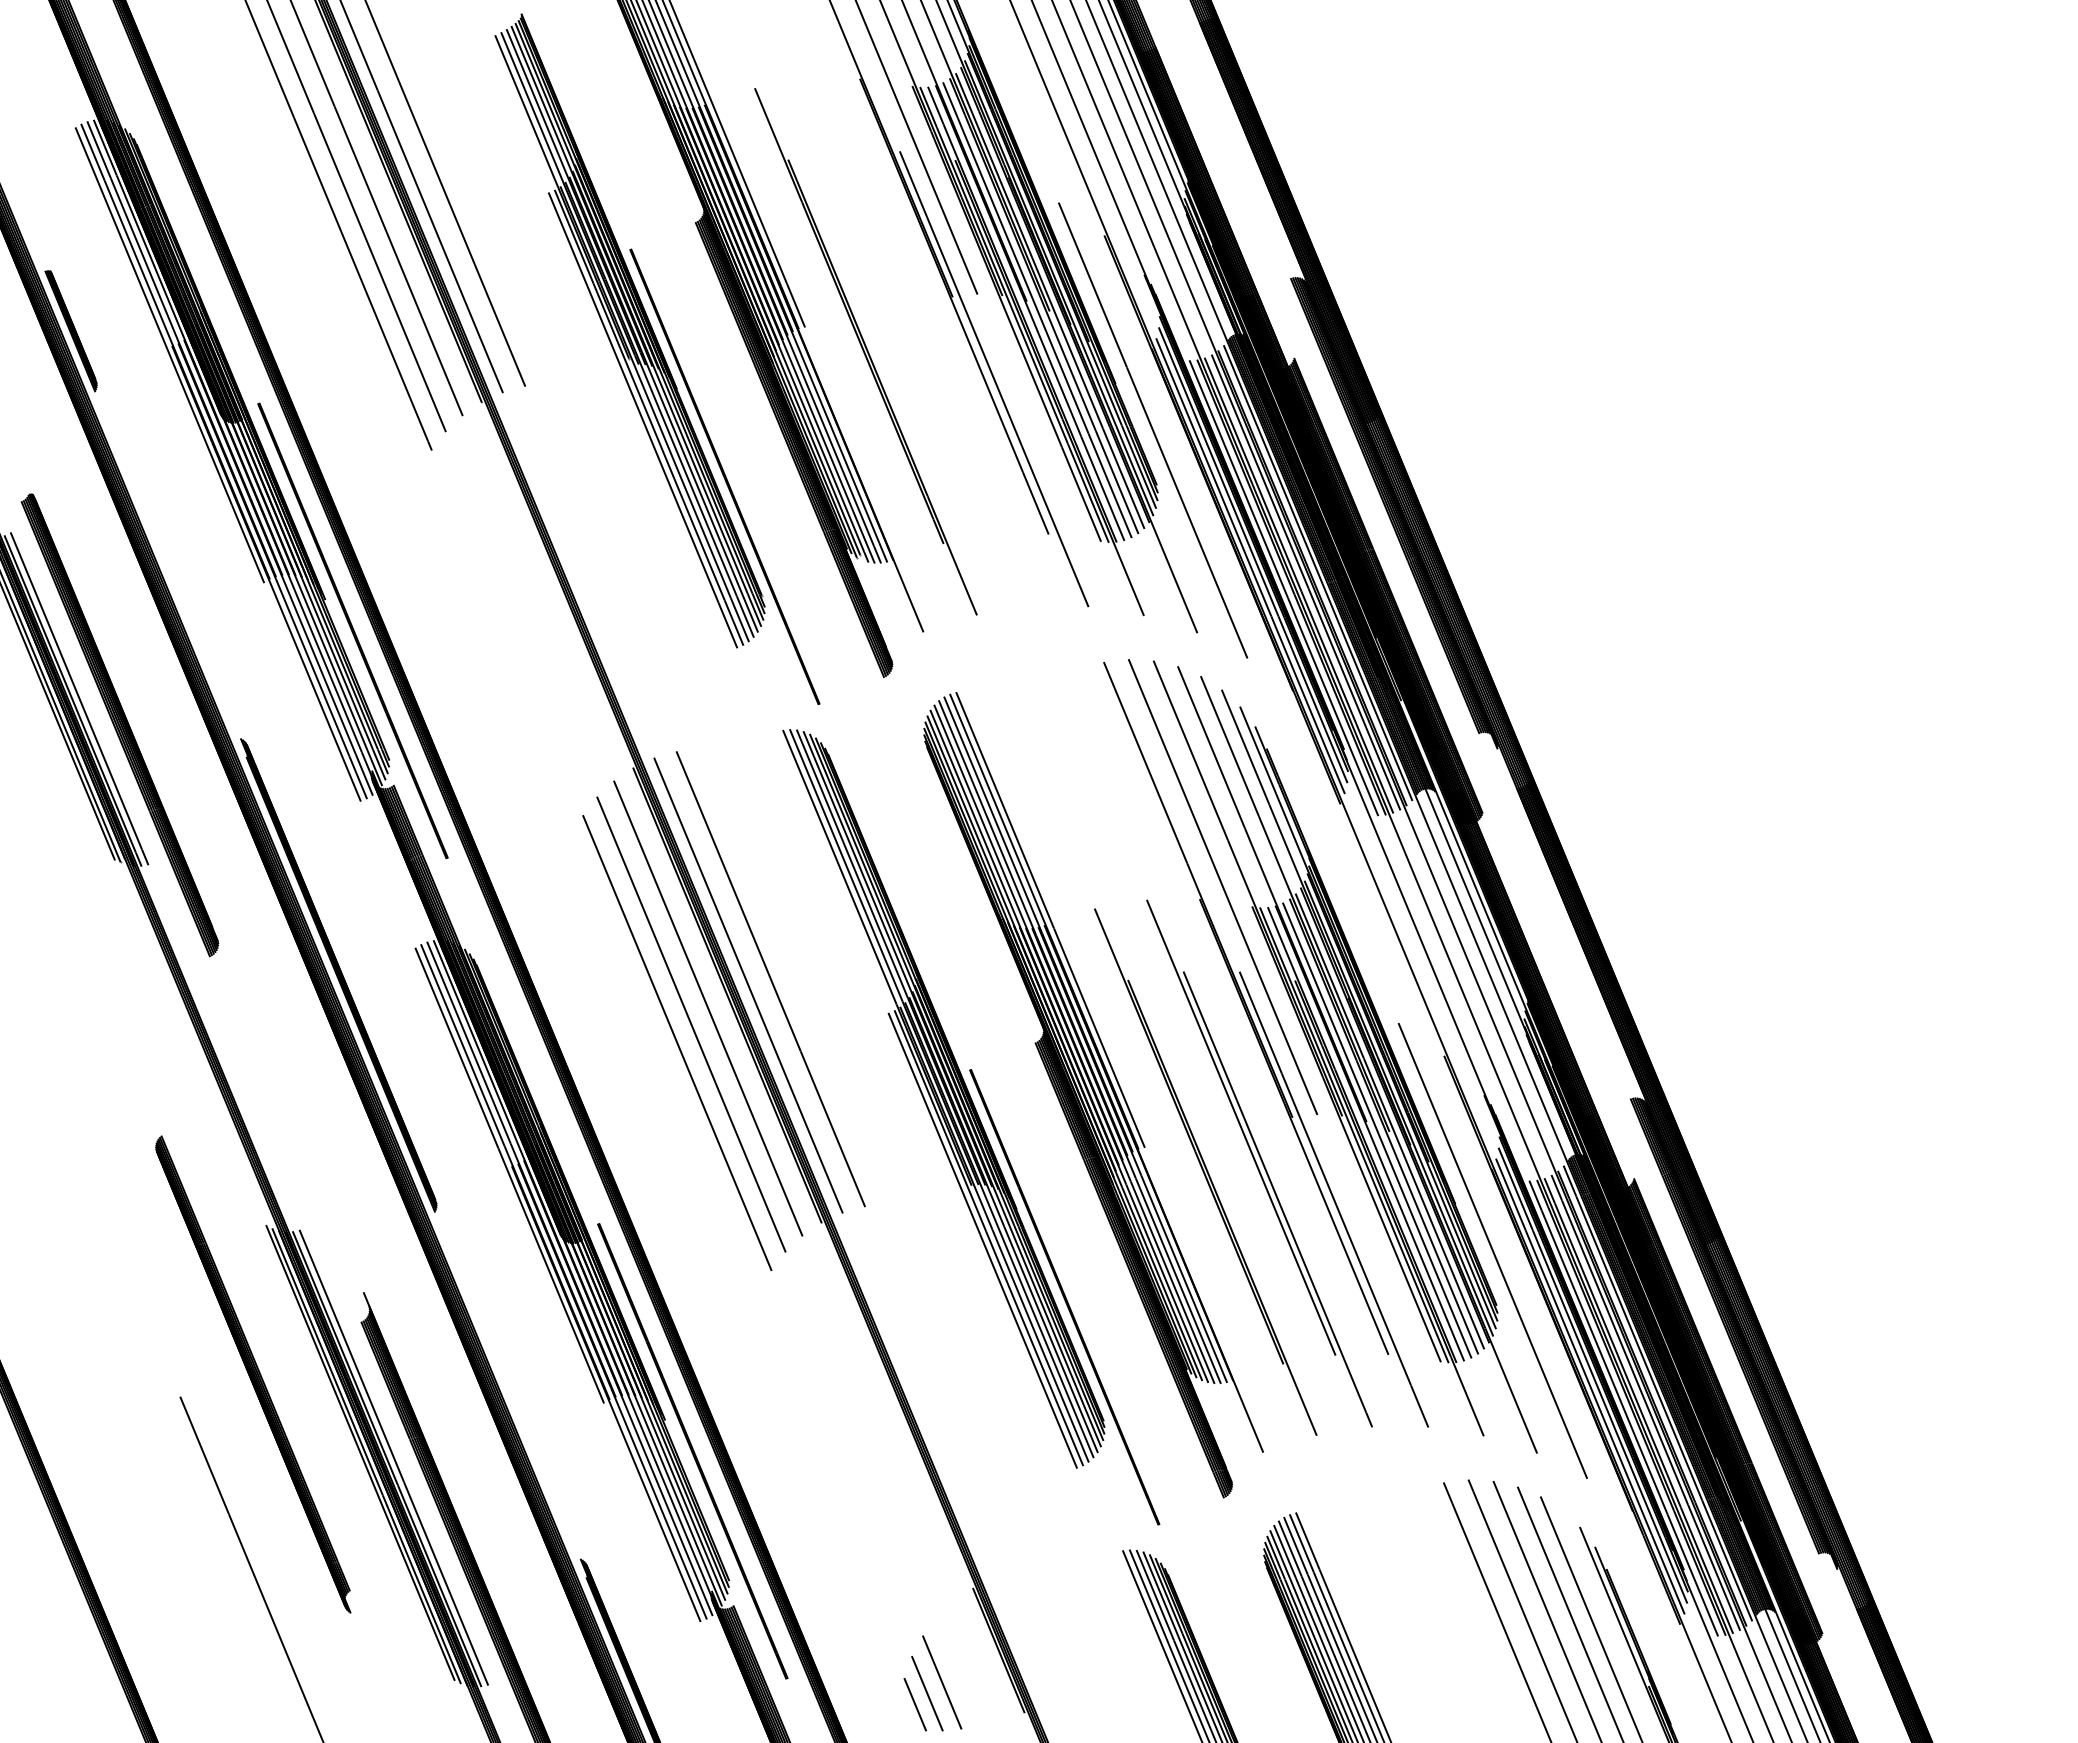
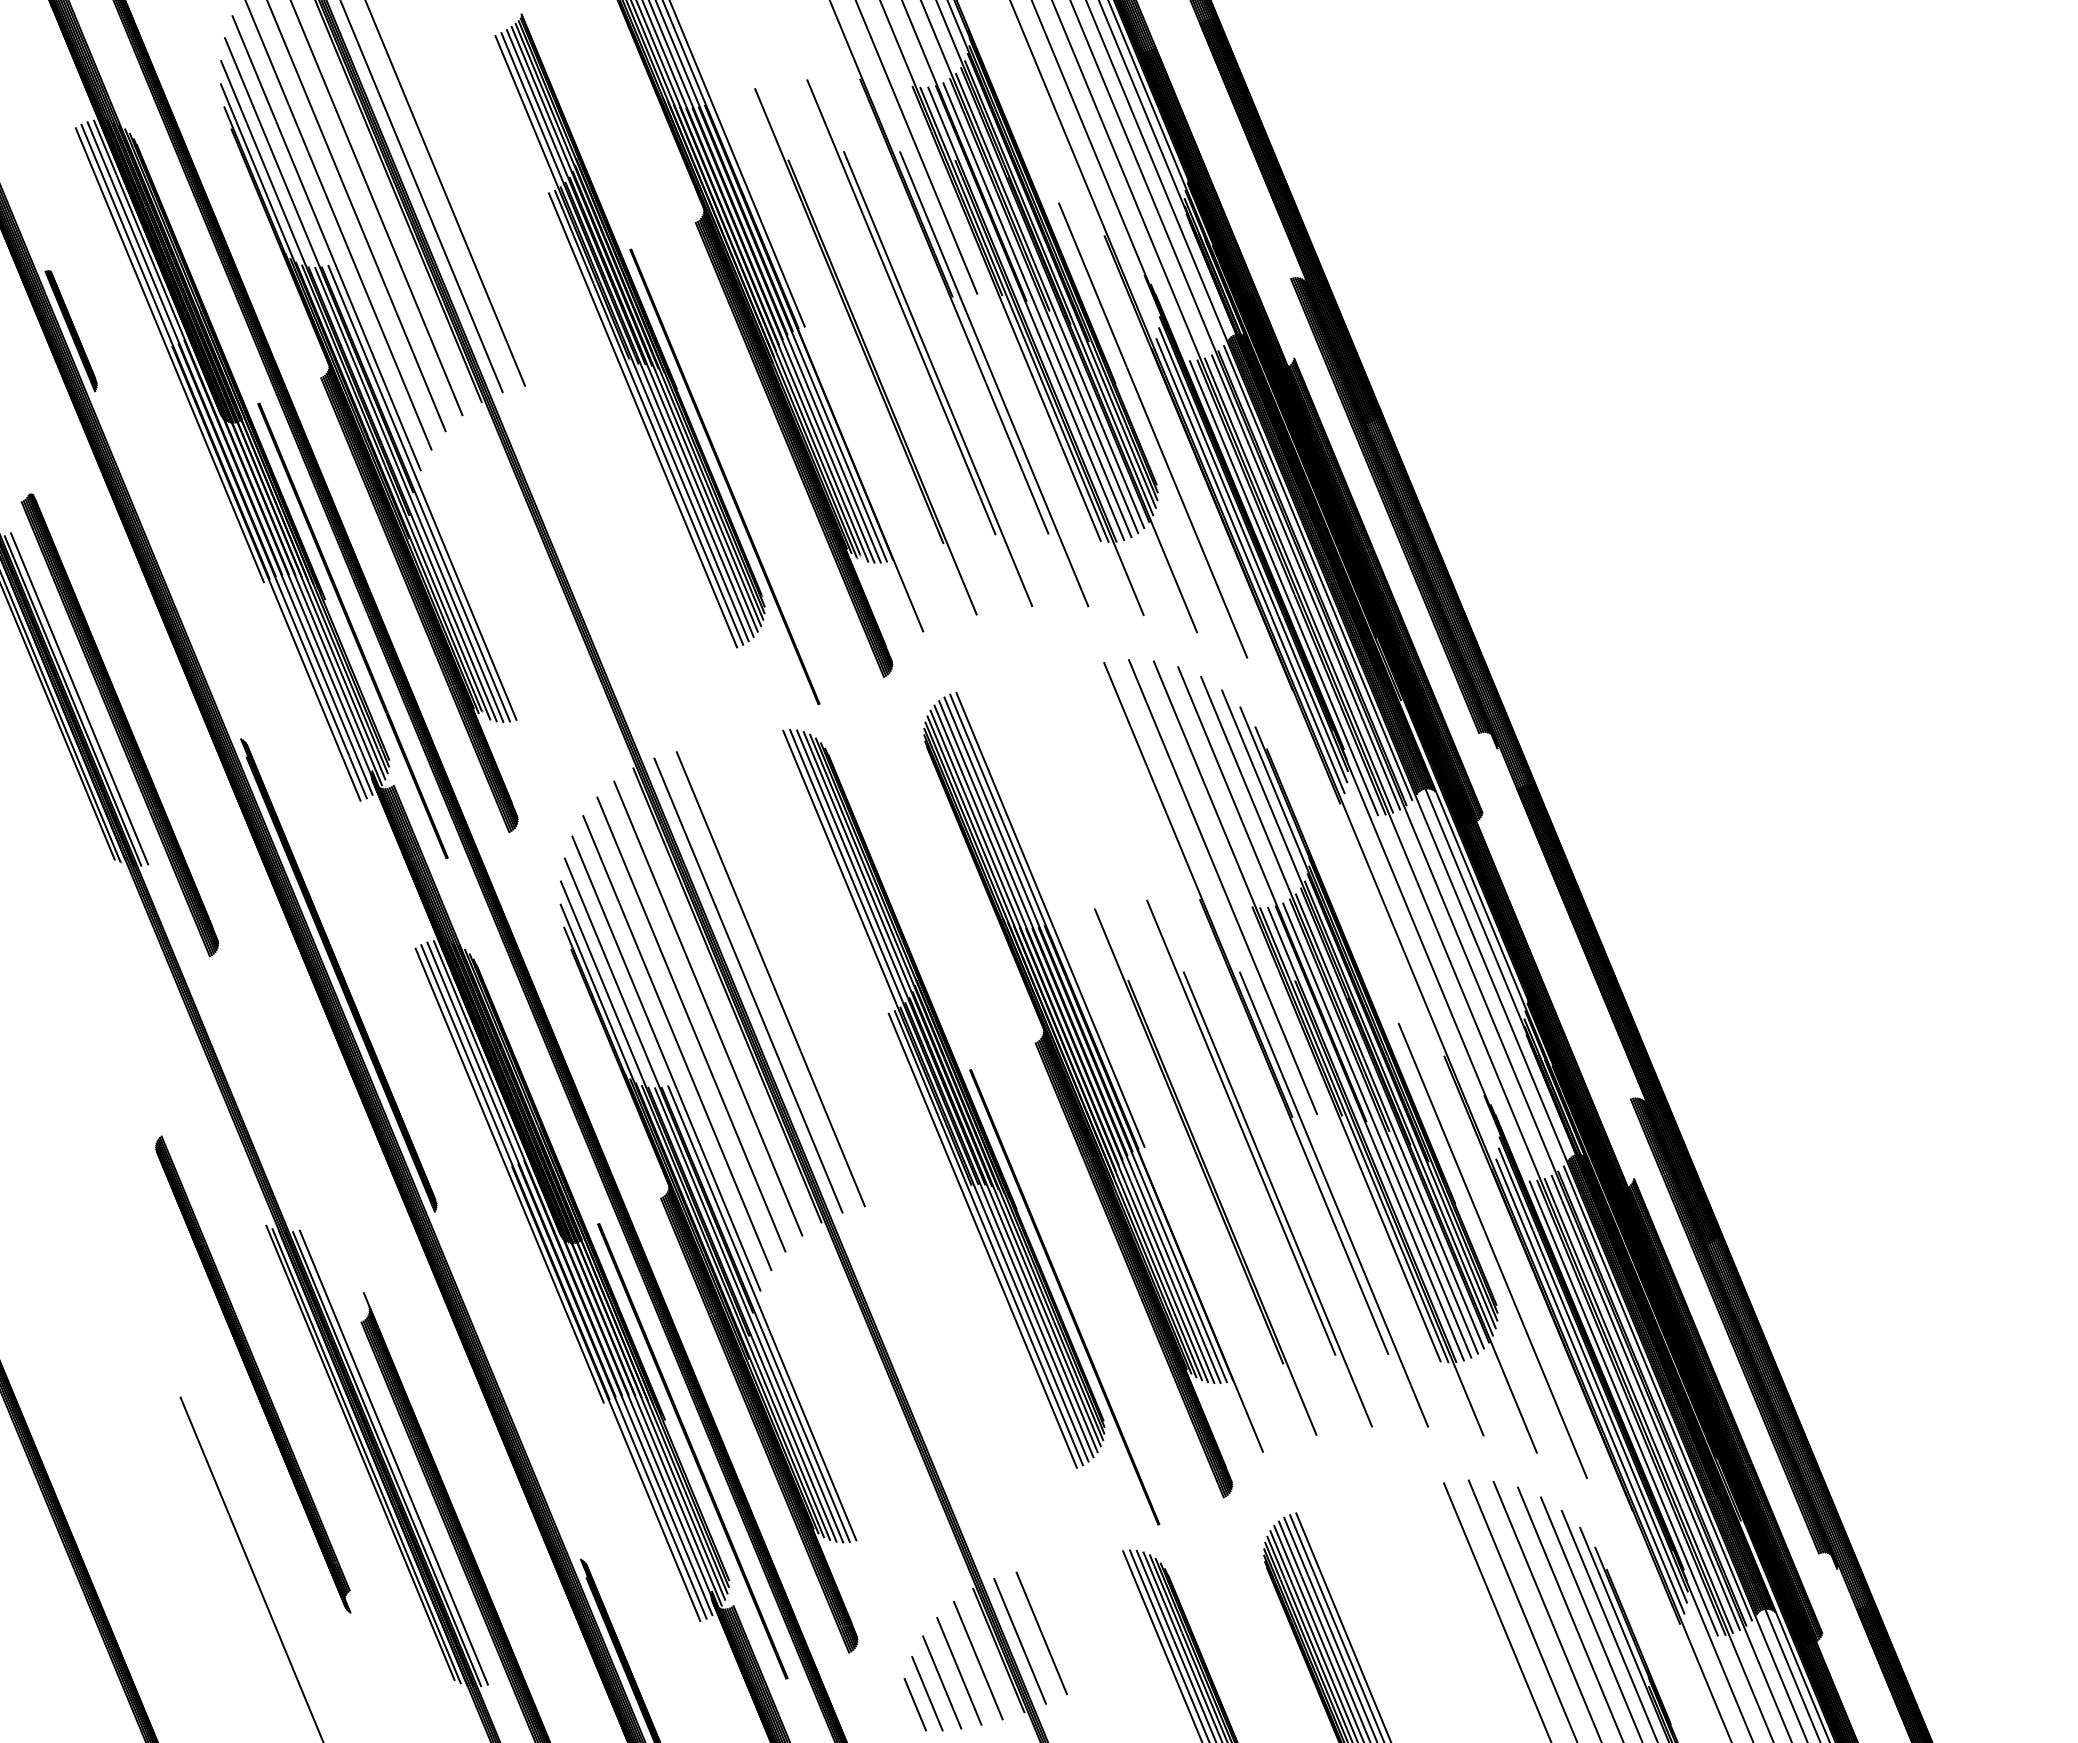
part: none -> present (919, 342)
part: none -> present (369, 424)
part: none -> present (708, 1244)
line: none -> present (1608, 1624)
line: none -> present (1041, 1632)
line: none -> present (1019, 1641)
line: none -> present (978, 1660)
line: none -> present (958, 1671)
